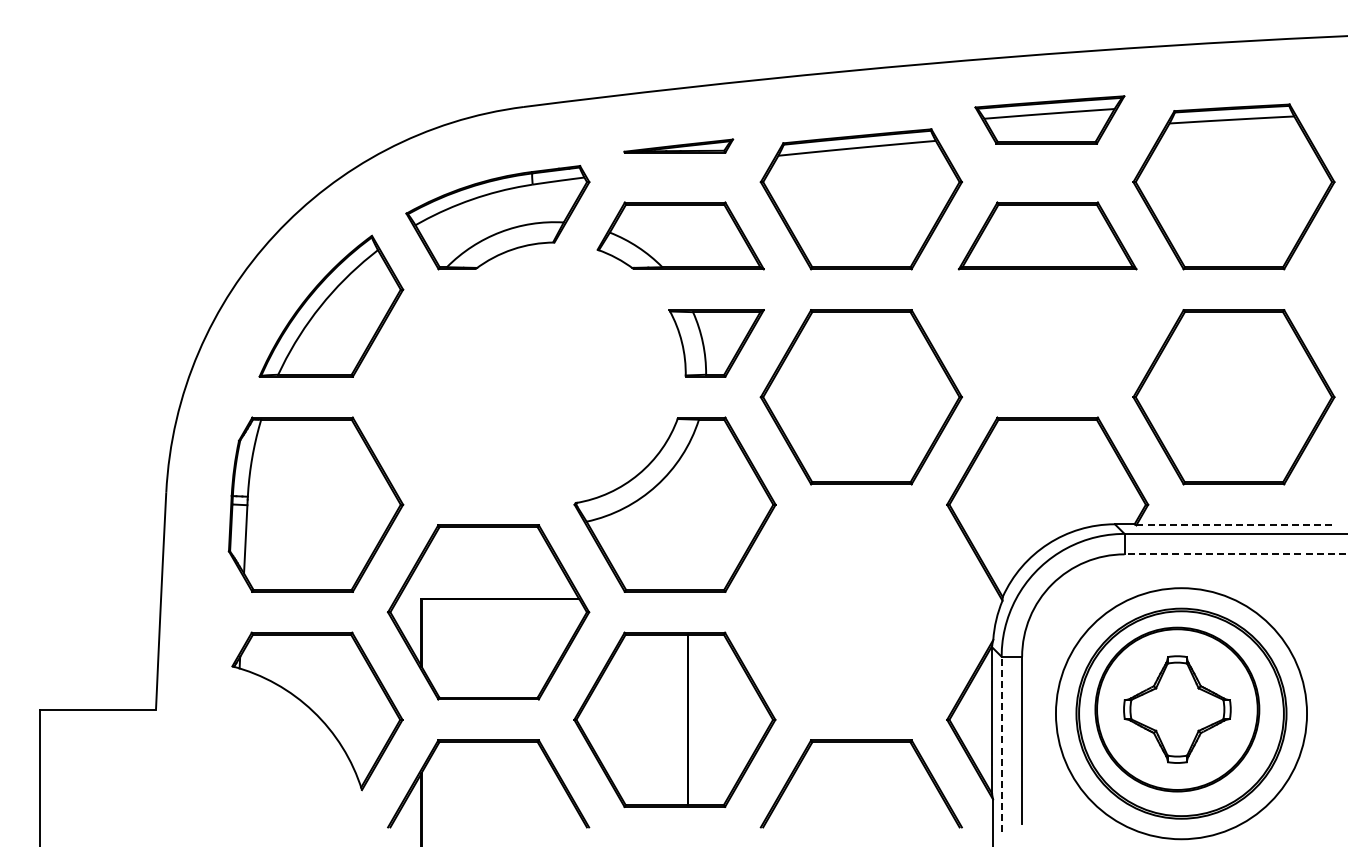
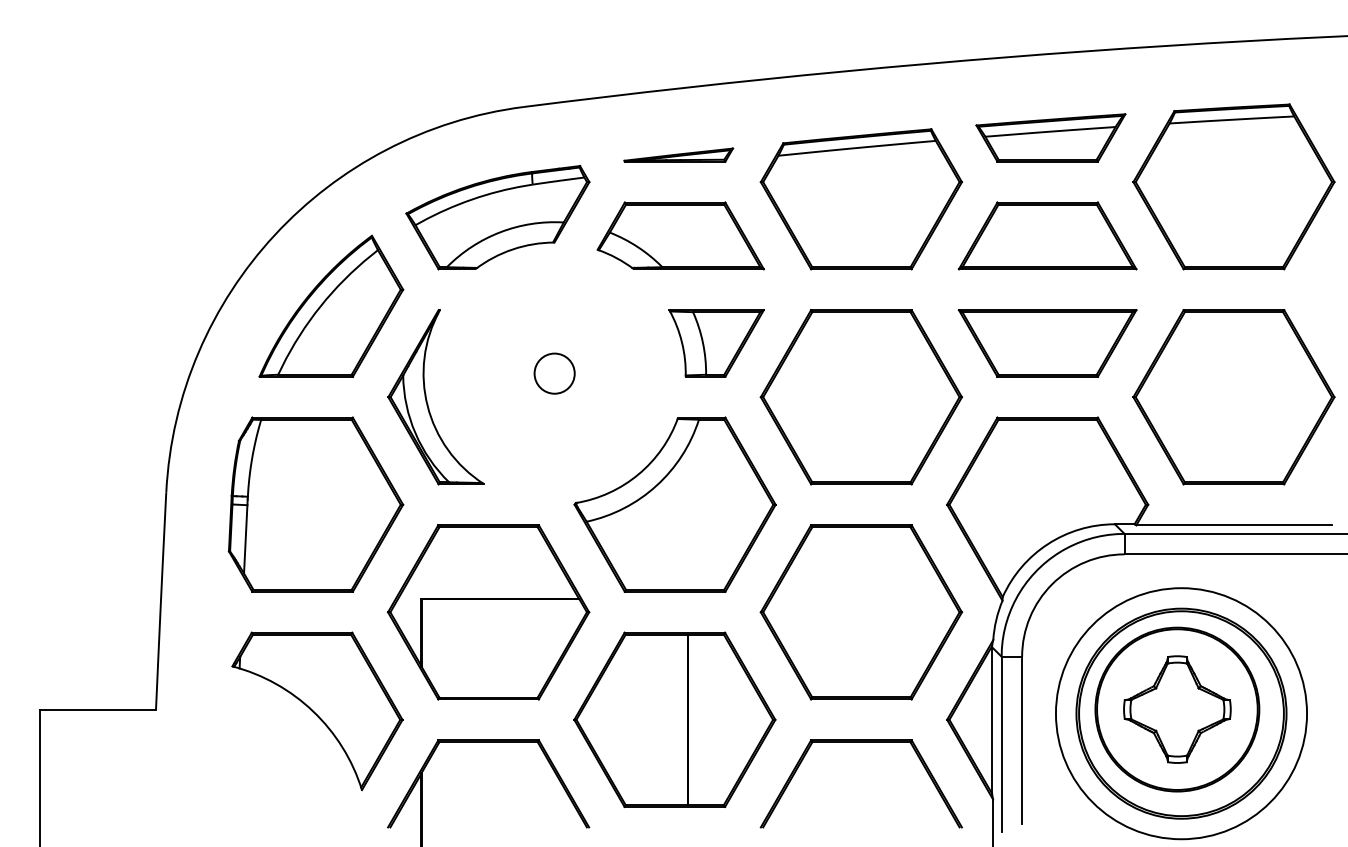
part position: (1049, 119) -> (1050, 137) (1050, 137)
part position: (678, 145) -> (678, 154) (678, 154)
part: none -> present (1047, 343)
circle: none -> present (554, 373)
part: none -> present (427, 400)
line: dashed -> solid (1233, 525)
line: dashed -> solid (1235, 554)
part: none -> present (861, 612)
line: dashed -> solid (1001, 744)
